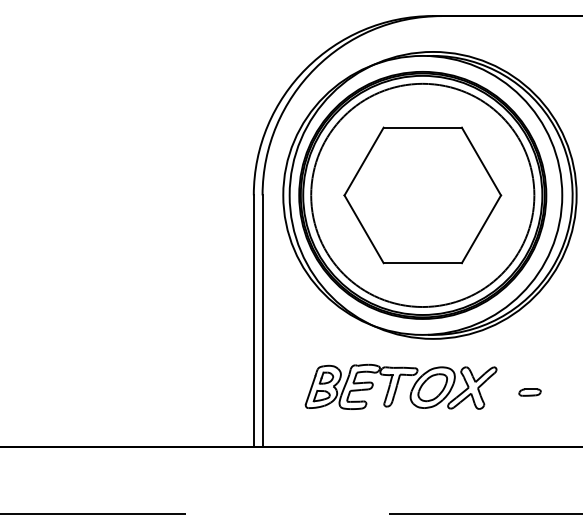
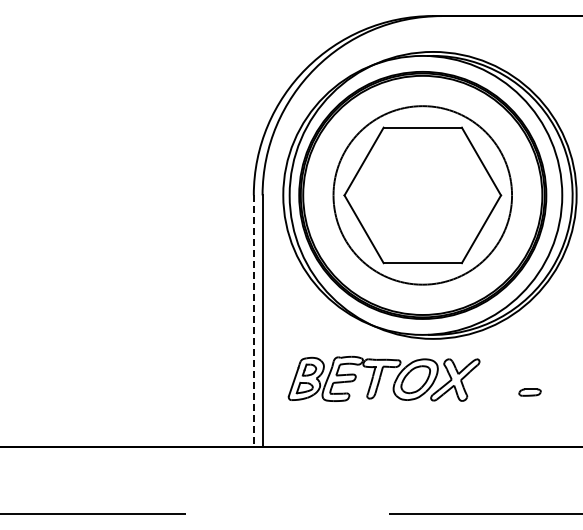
circle diameter: 223 px -> 179 px (422, 195)
line: solid -> dashed (253, 320)
part position: (400, 386) -> (383, 378) (383, 378)
